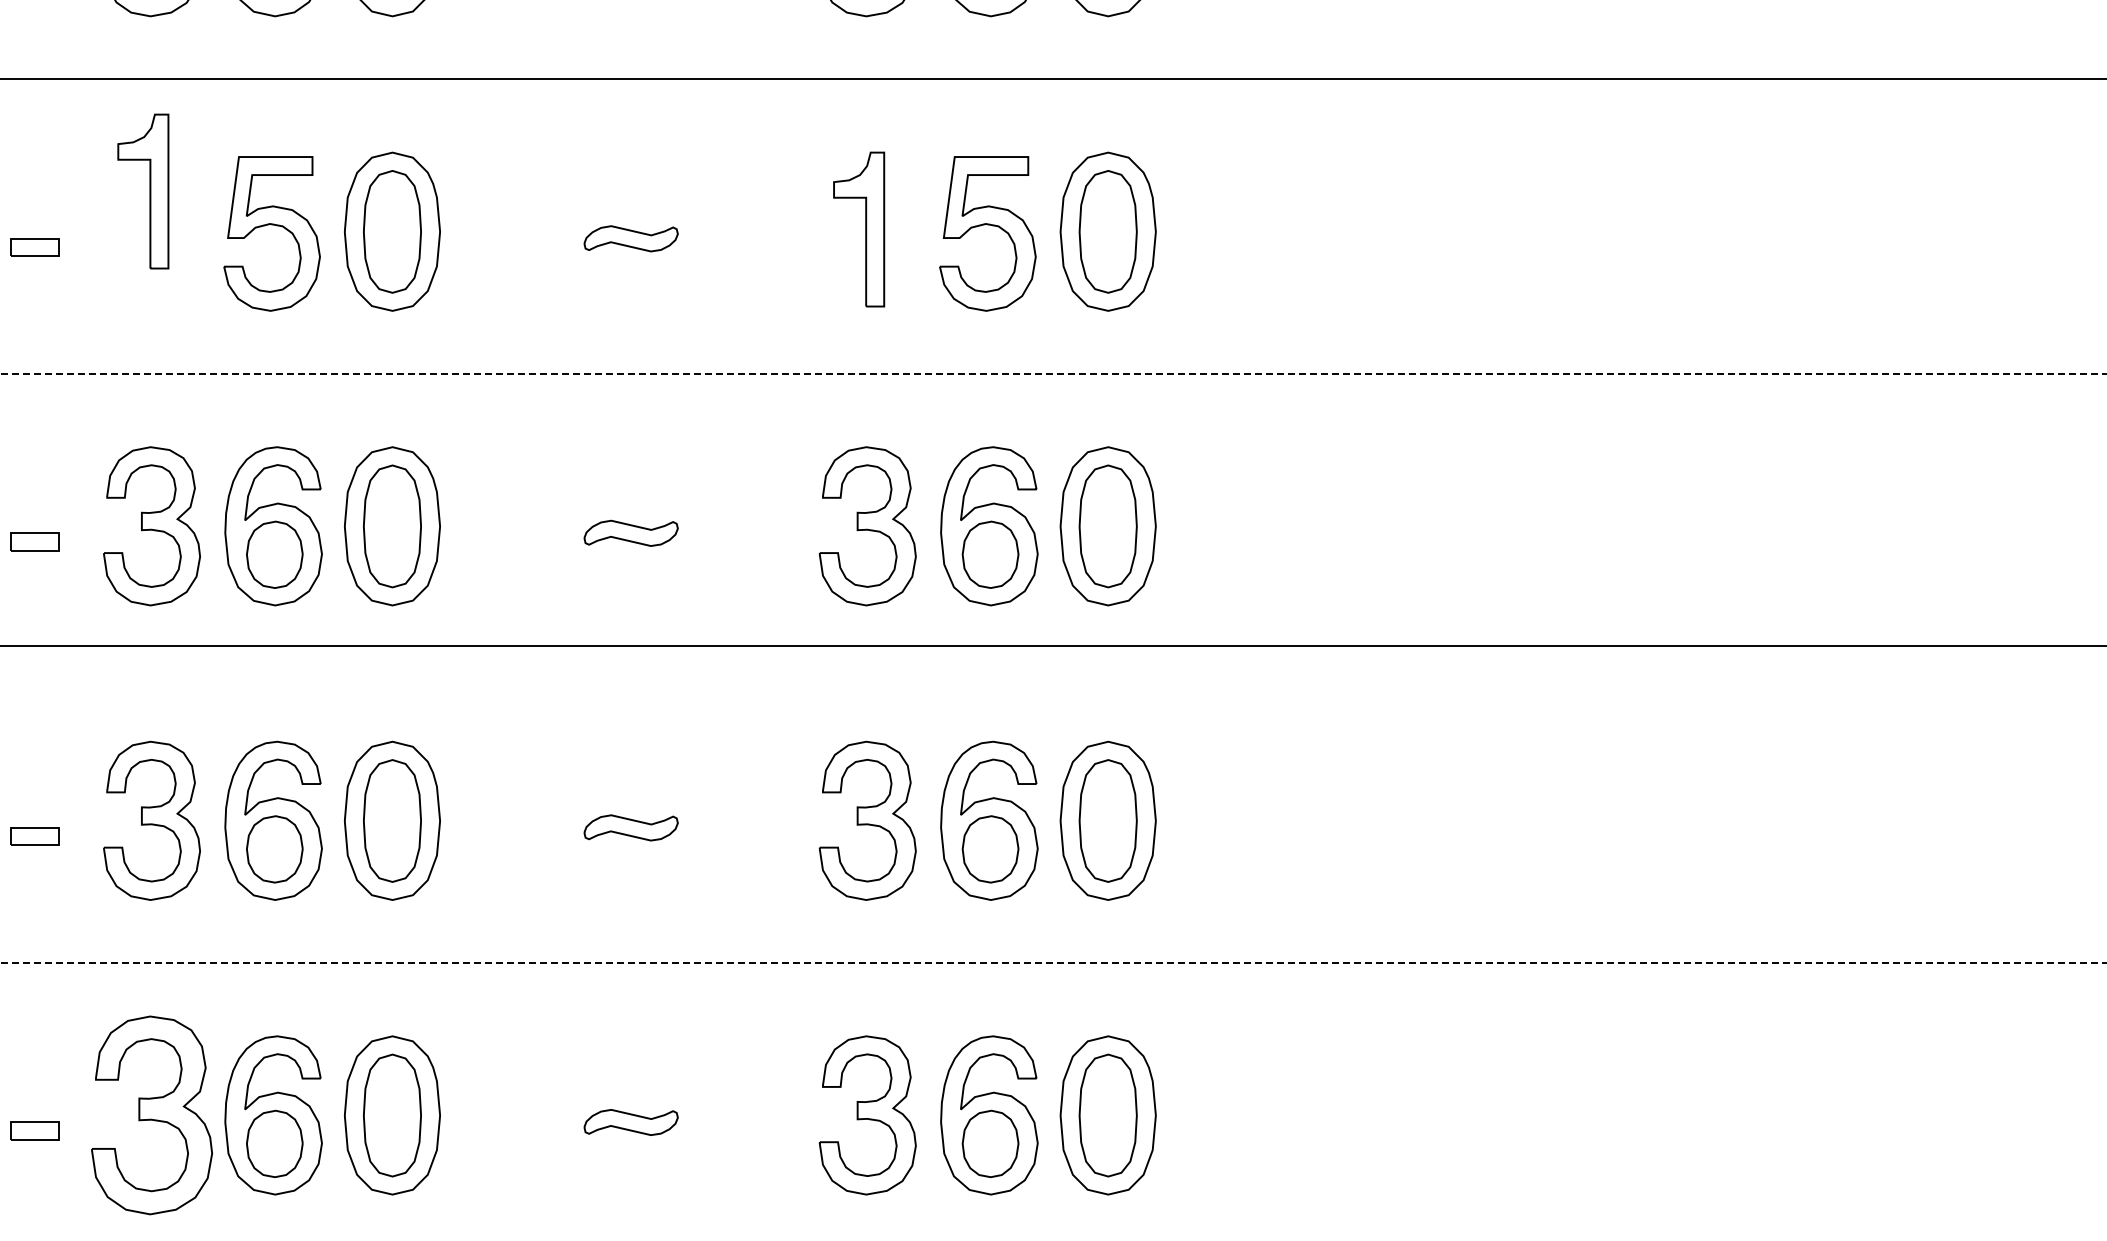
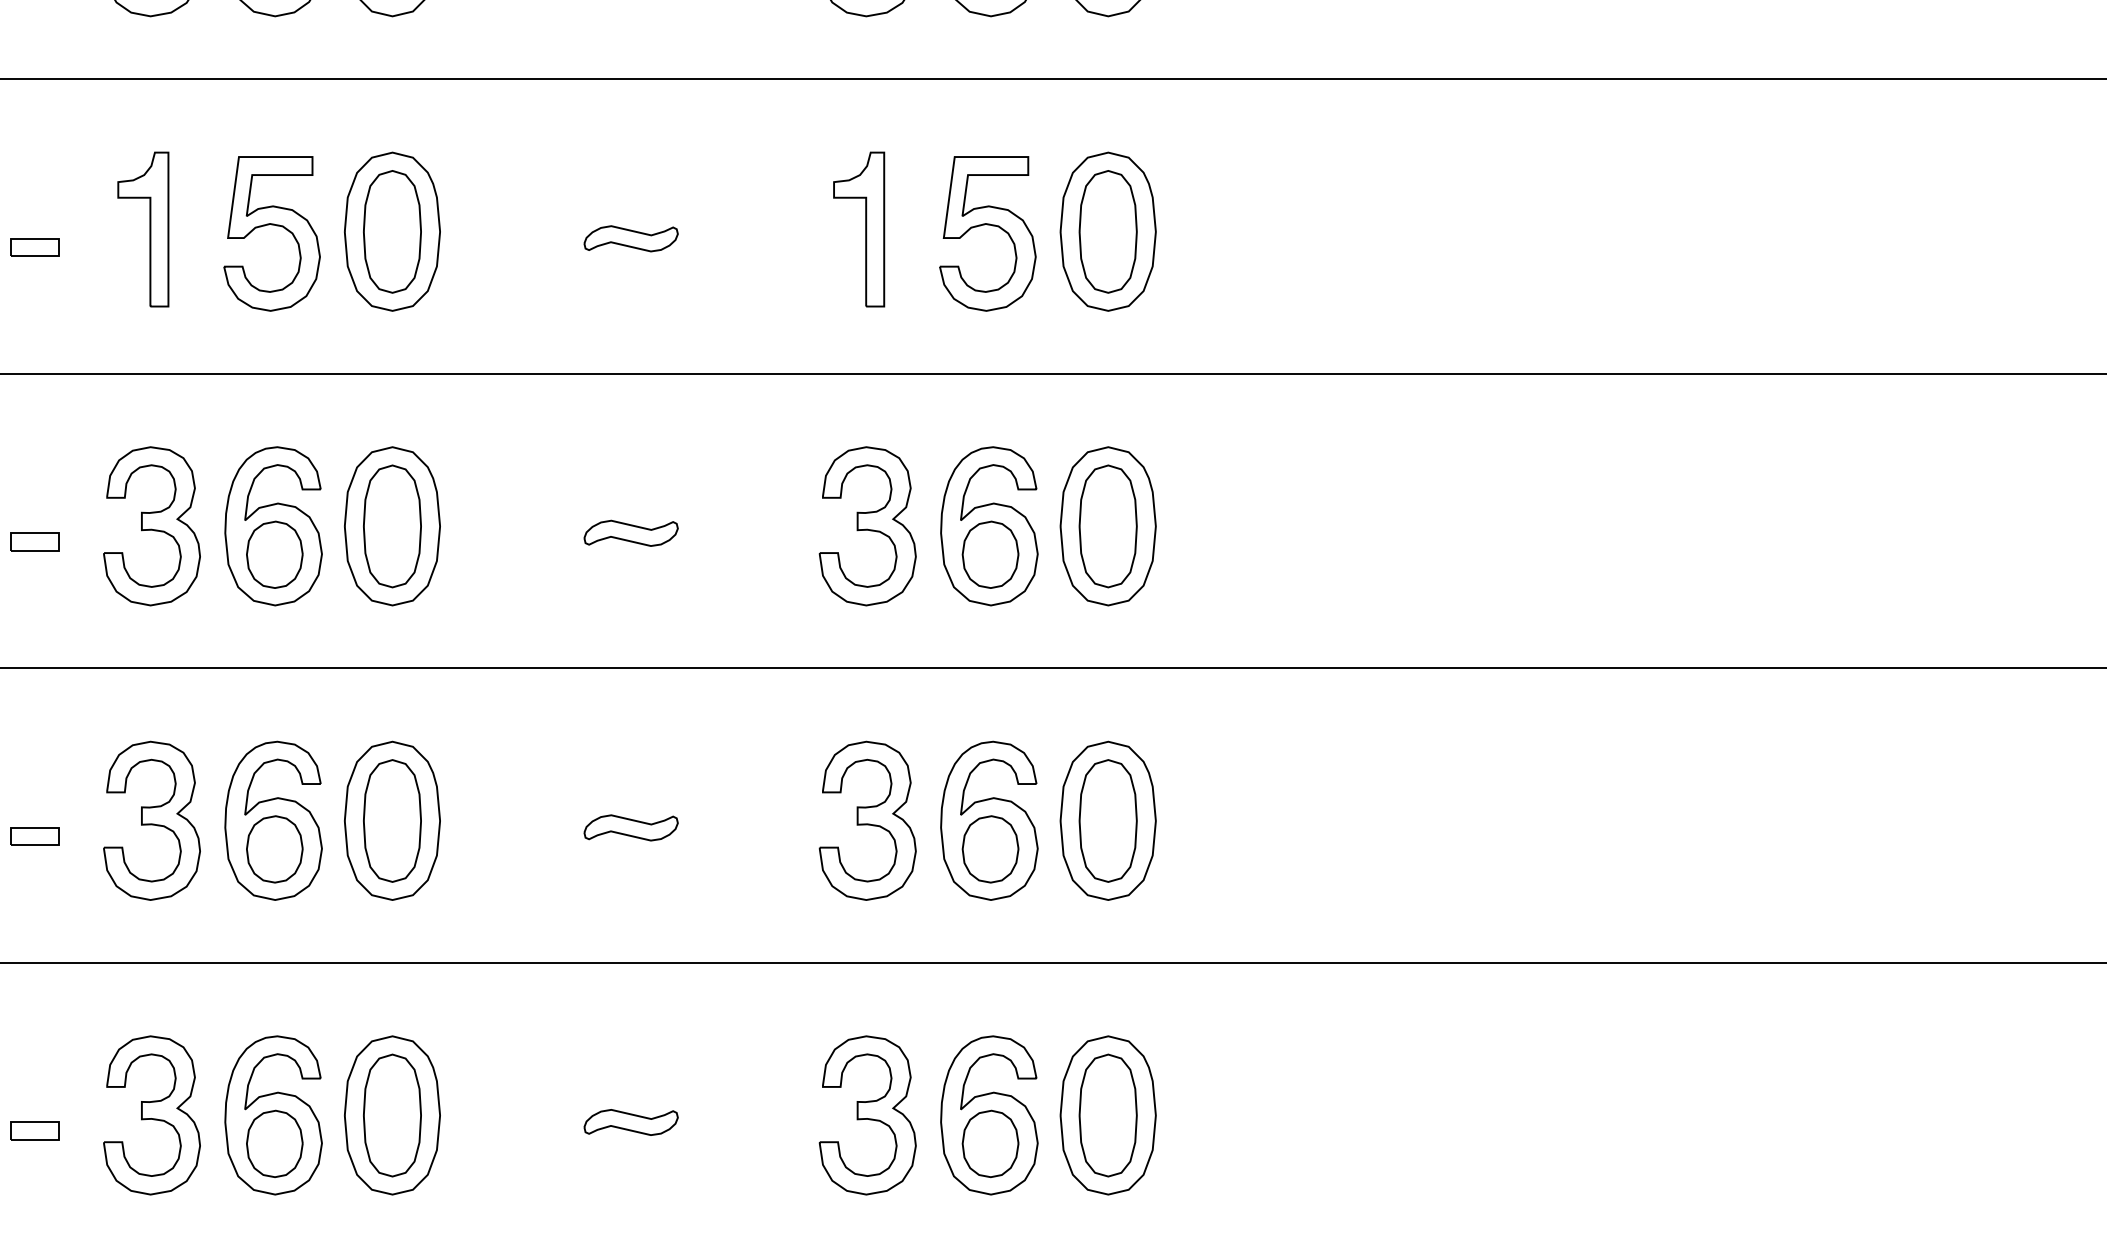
part position: (143, 191) -> (143, 229) (143, 229)
line: dashed -> solid (1053, 373)
line position: (1052, 646) -> (1052, 668) (1052, 668)
line: dashed -> solid (1053, 962)
part size: 123x201 px -> 98x161 px (151, 1115)
